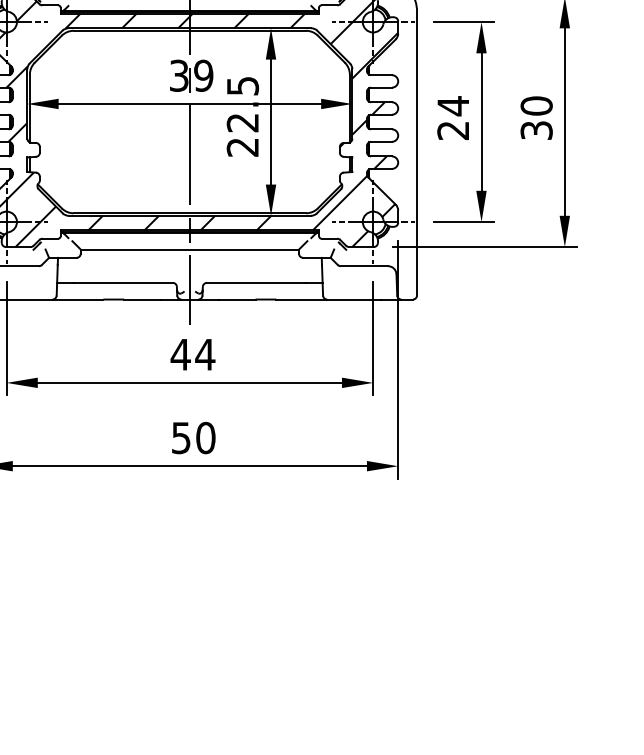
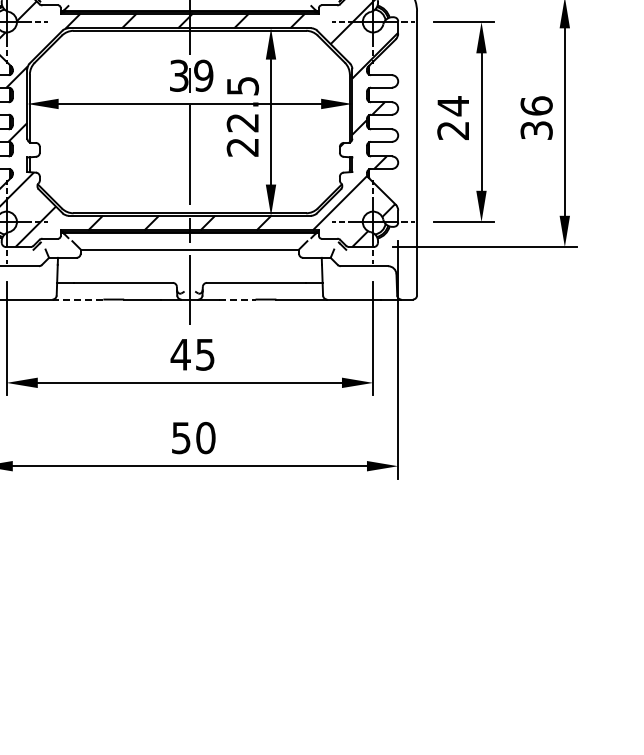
text: 30 -> 36 (536, 105)
line: solid -> dashed (77, 299)
line: solid -> dashed (237, 299)
text: 44 -> 45 (205, 354)
